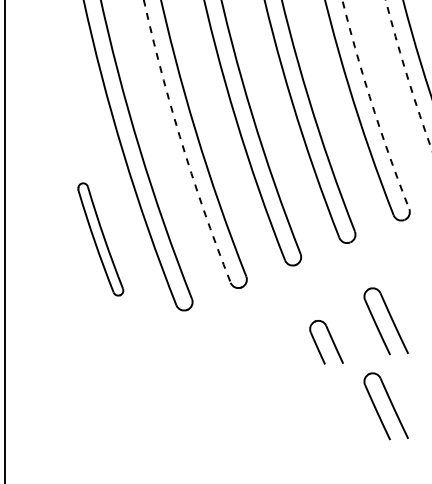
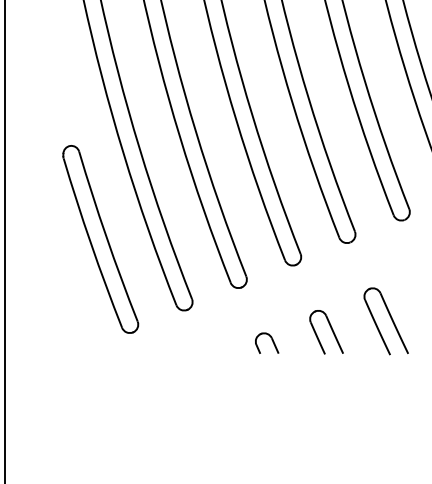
arc: dashed -> solid (407, 75)
arc: dashed -> solid (372, 106)
arc: dashed -> solid (181, 142)
part size: 48x115 px -> 78x189 px (100, 239)
part: none -> present (267, 342)
part position: (326, 342) -> (326, 332) (326, 332)
part: present -> none (385, 406)
